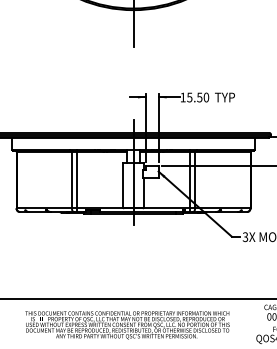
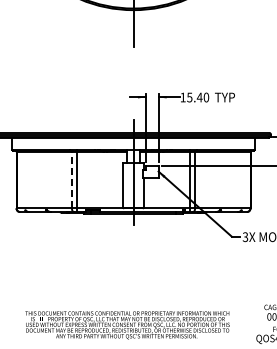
text: 15.50 -> 15.40 (199, 97)
line: solid -> dashed (71, 179)
line: present -> none (137, 298)
